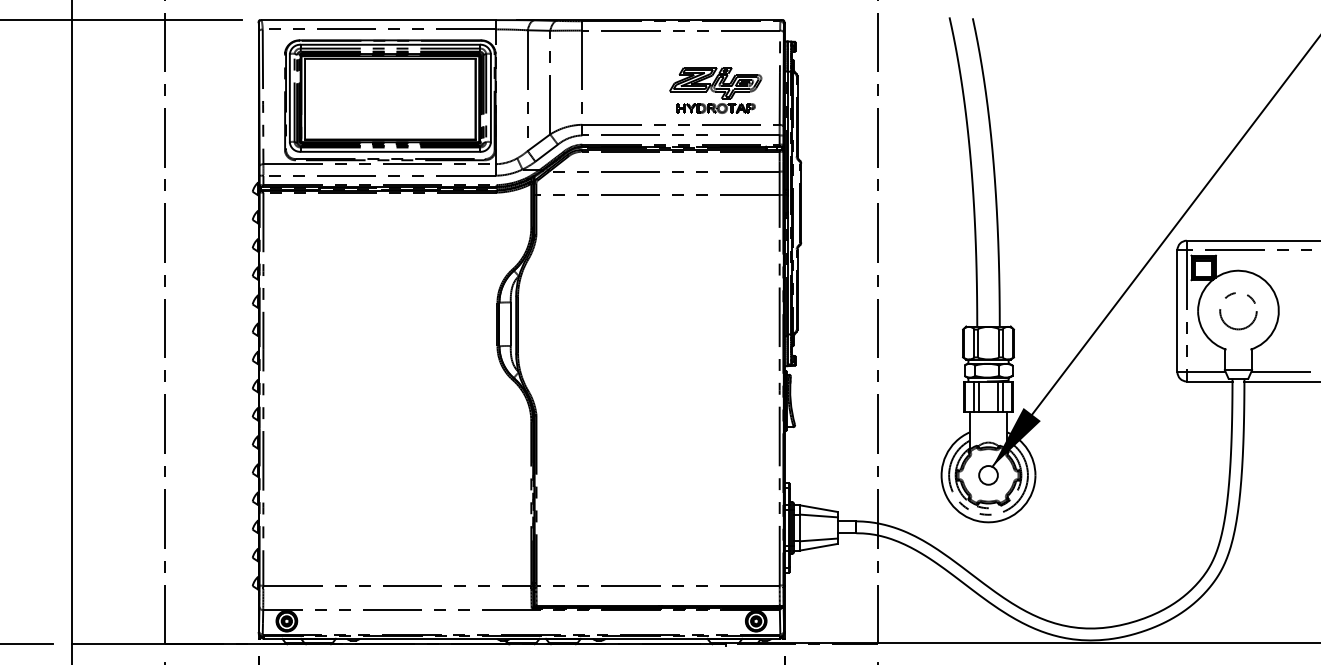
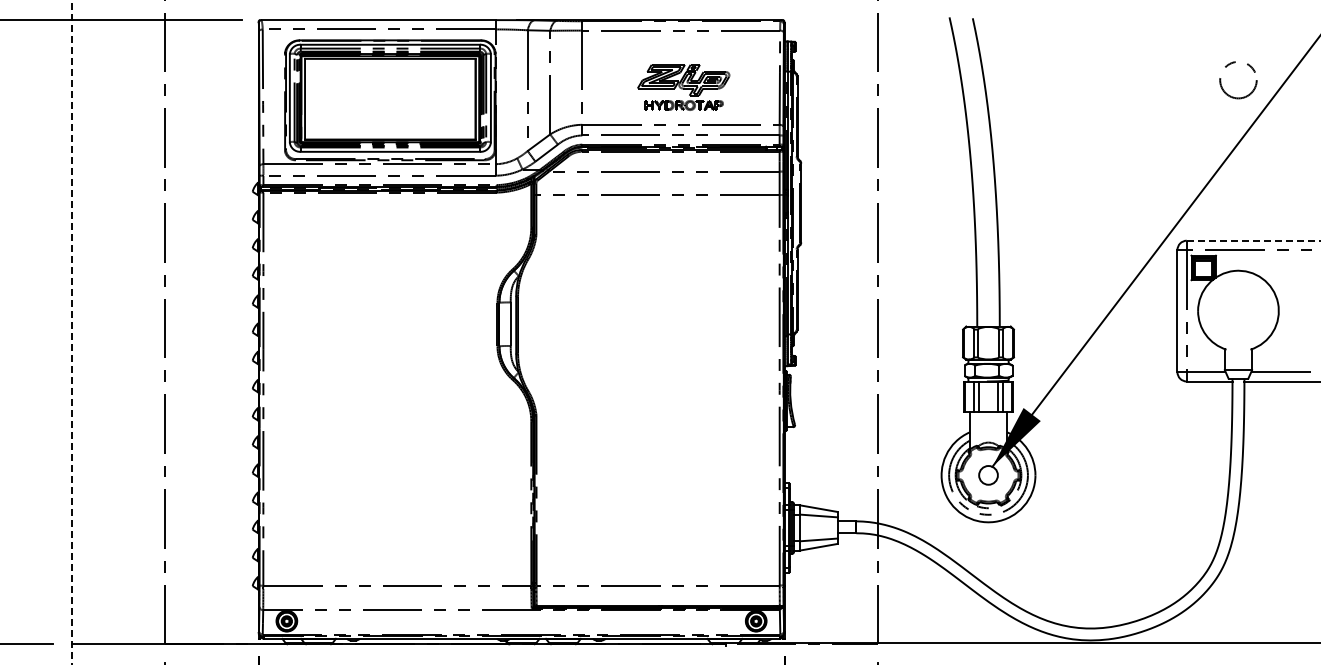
part position: (715, 90) -> (683, 87) (683, 87)
line: solid -> dashed (1253, 240)
circle position: (1238, 311) -> (1238, 80) (1238, 80)
line: solid -> dashed (71, 332)
